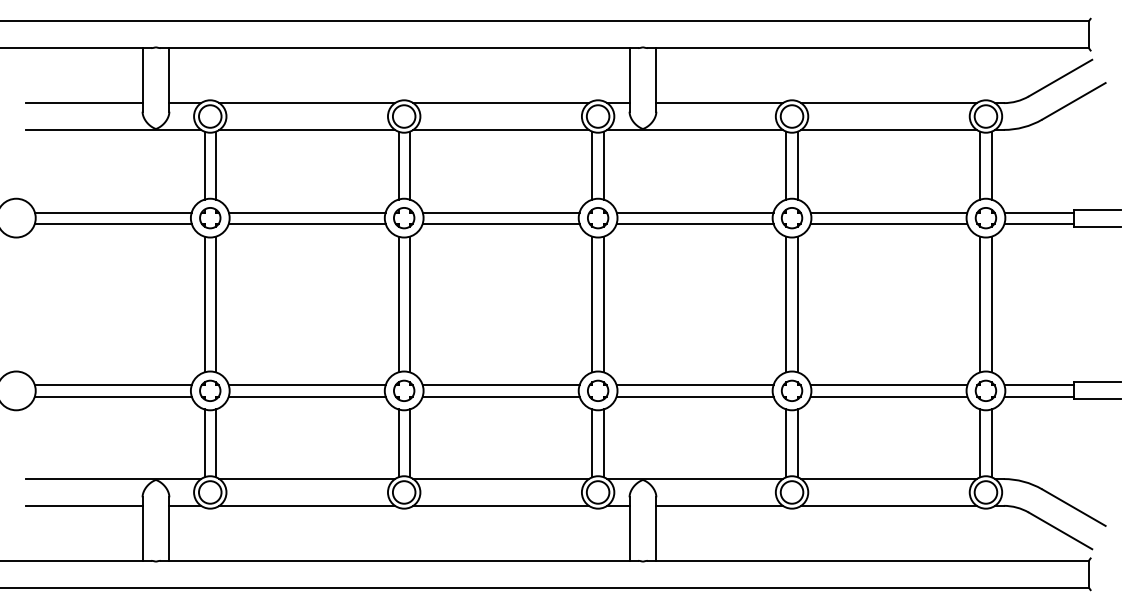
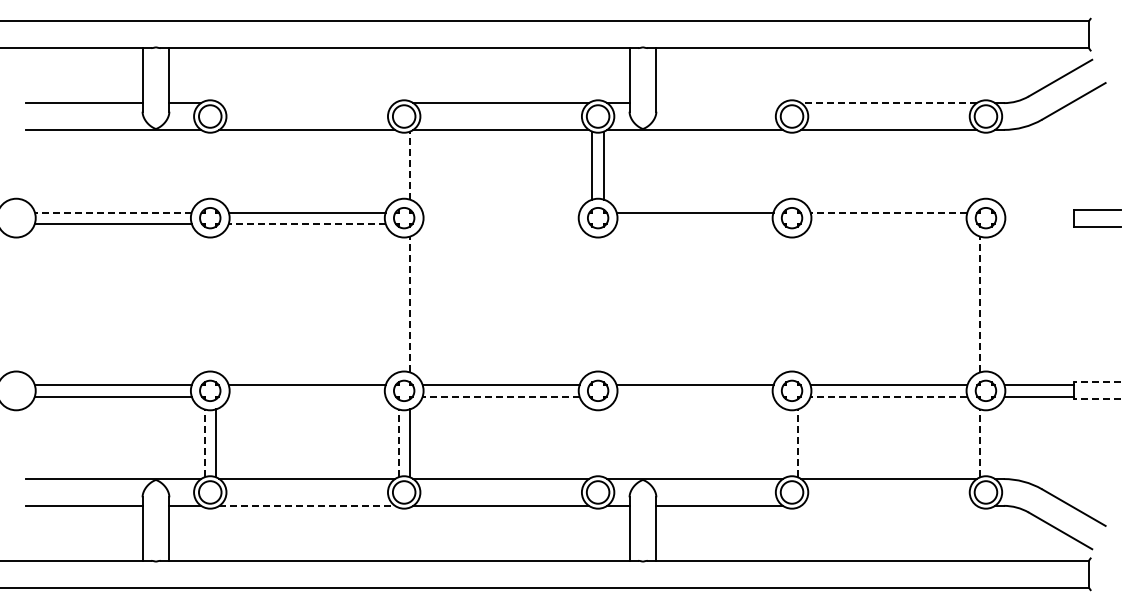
line: present -> none (307, 103)
line: present -> none (719, 103)
line: solid -> dashed (889, 103)
line: present -> none (204, 165)
line: present -> none (215, 165)
line: present -> none (398, 165)
line: solid -> dashed (409, 165)
line: present -> none (786, 165)
line: present -> none (797, 165)
line: present -> none (980, 165)
line: present -> none (991, 165)
line: solid -> dashed (112, 212)
line: present -> none (500, 212)
line: solid -> dashed (888, 212)
line: present -> none (1038, 212)
line: solid -> dashed (306, 223)
line: present -> none (500, 223)
line: present -> none (694, 223)
line: present -> none (888, 223)
line: present -> none (1038, 223)
line: present -> none (204, 304)
line: present -> none (215, 304)
line: present -> none (398, 304)
line: solid -> dashed (409, 304)
line: present -> none (592, 304)
line: present -> none (603, 304)
line: present -> none (786, 304)
line: present -> none (797, 304)
line: solid -> dashed (980, 304)
line: present -> none (991, 304)
line: solid -> dashed (1096, 382)
line: present -> none (306, 396)
line: solid -> dashed (500, 396)
line: present -> none (694, 396)
line: solid -> dashed (888, 396)
line: solid -> dashed (1096, 399)
line: solid -> dashed (204, 443)
line: solid -> dashed (398, 443)
line: present -> none (592, 443)
line: present -> none (603, 443)
line: present -> none (786, 443)
line: solid -> dashed (797, 443)
line: solid -> dashed (980, 443)
line: present -> none (991, 443)
line: solid -> dashed (307, 505)
line: present -> none (888, 505)
